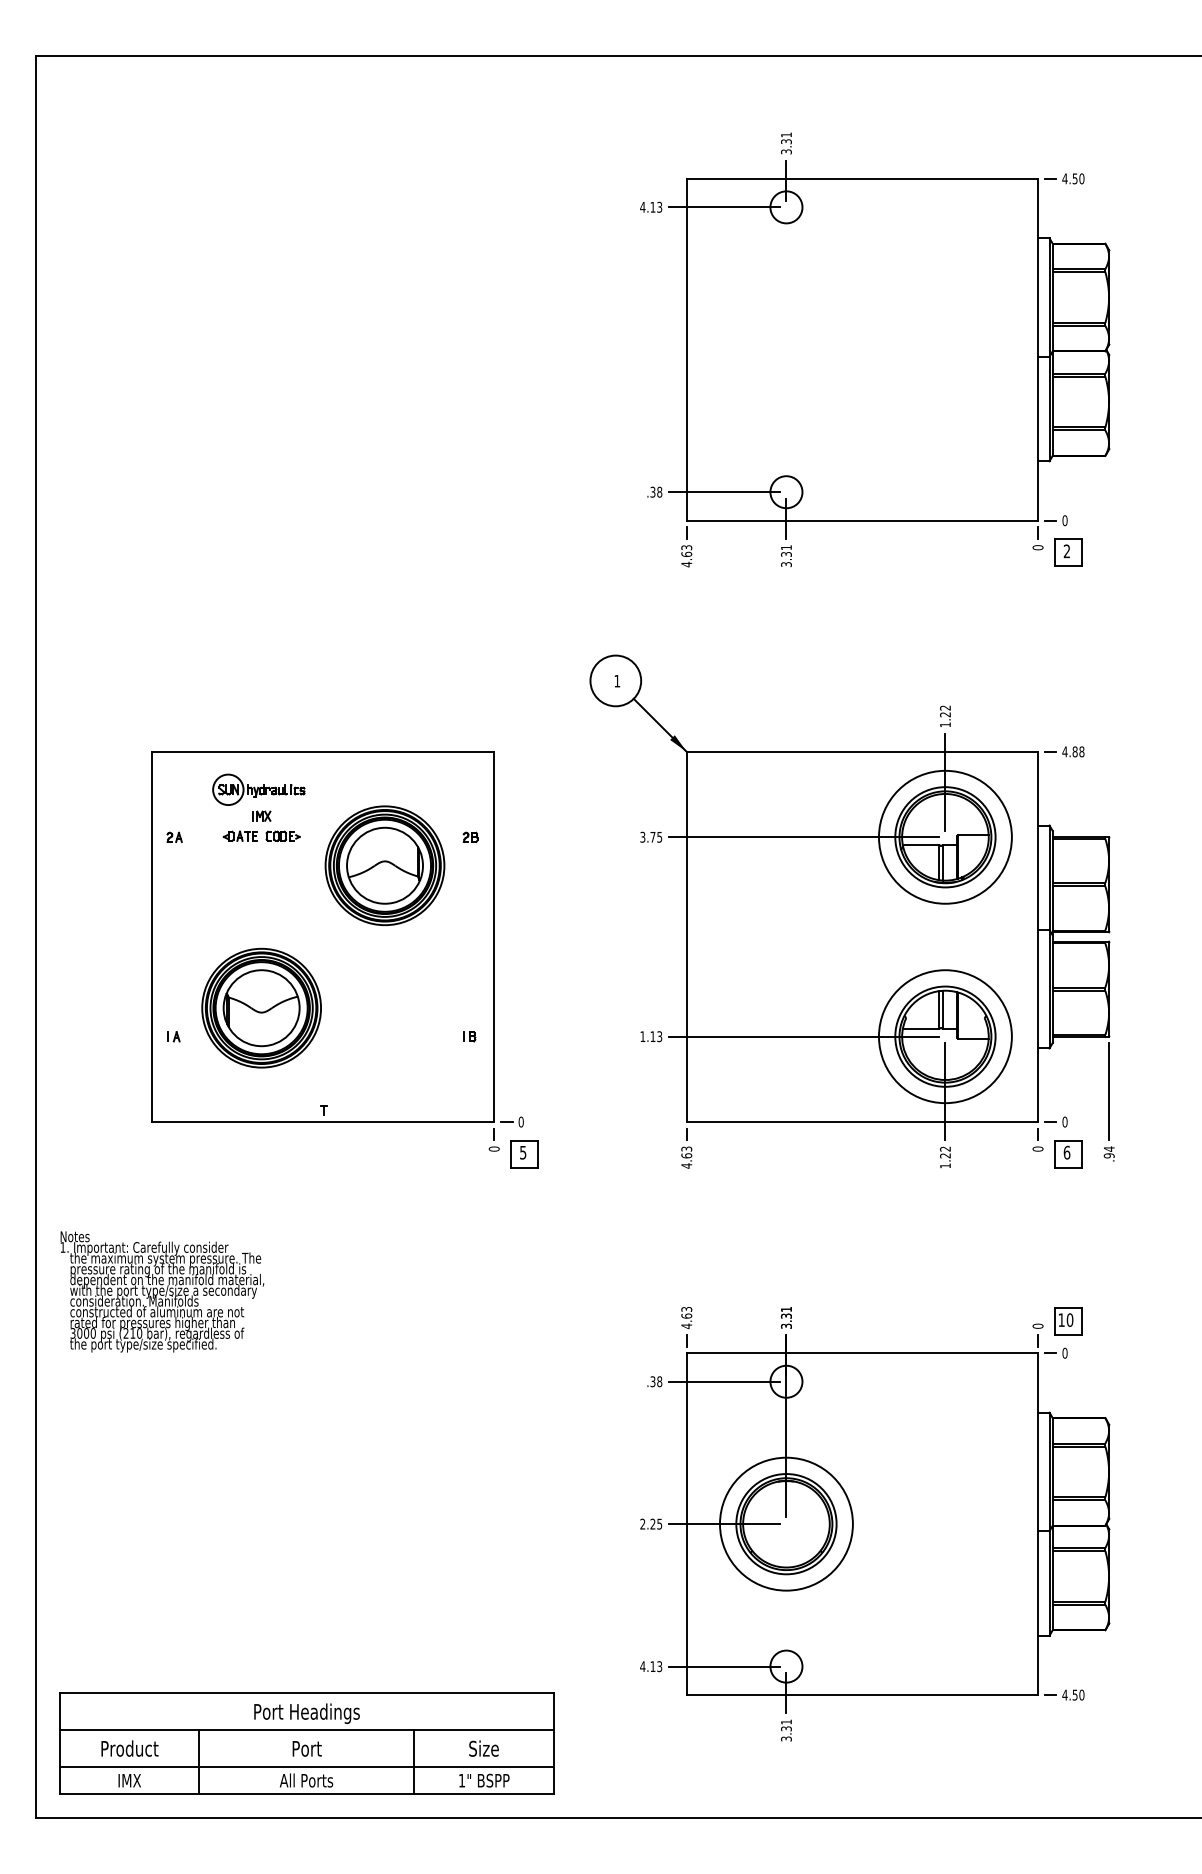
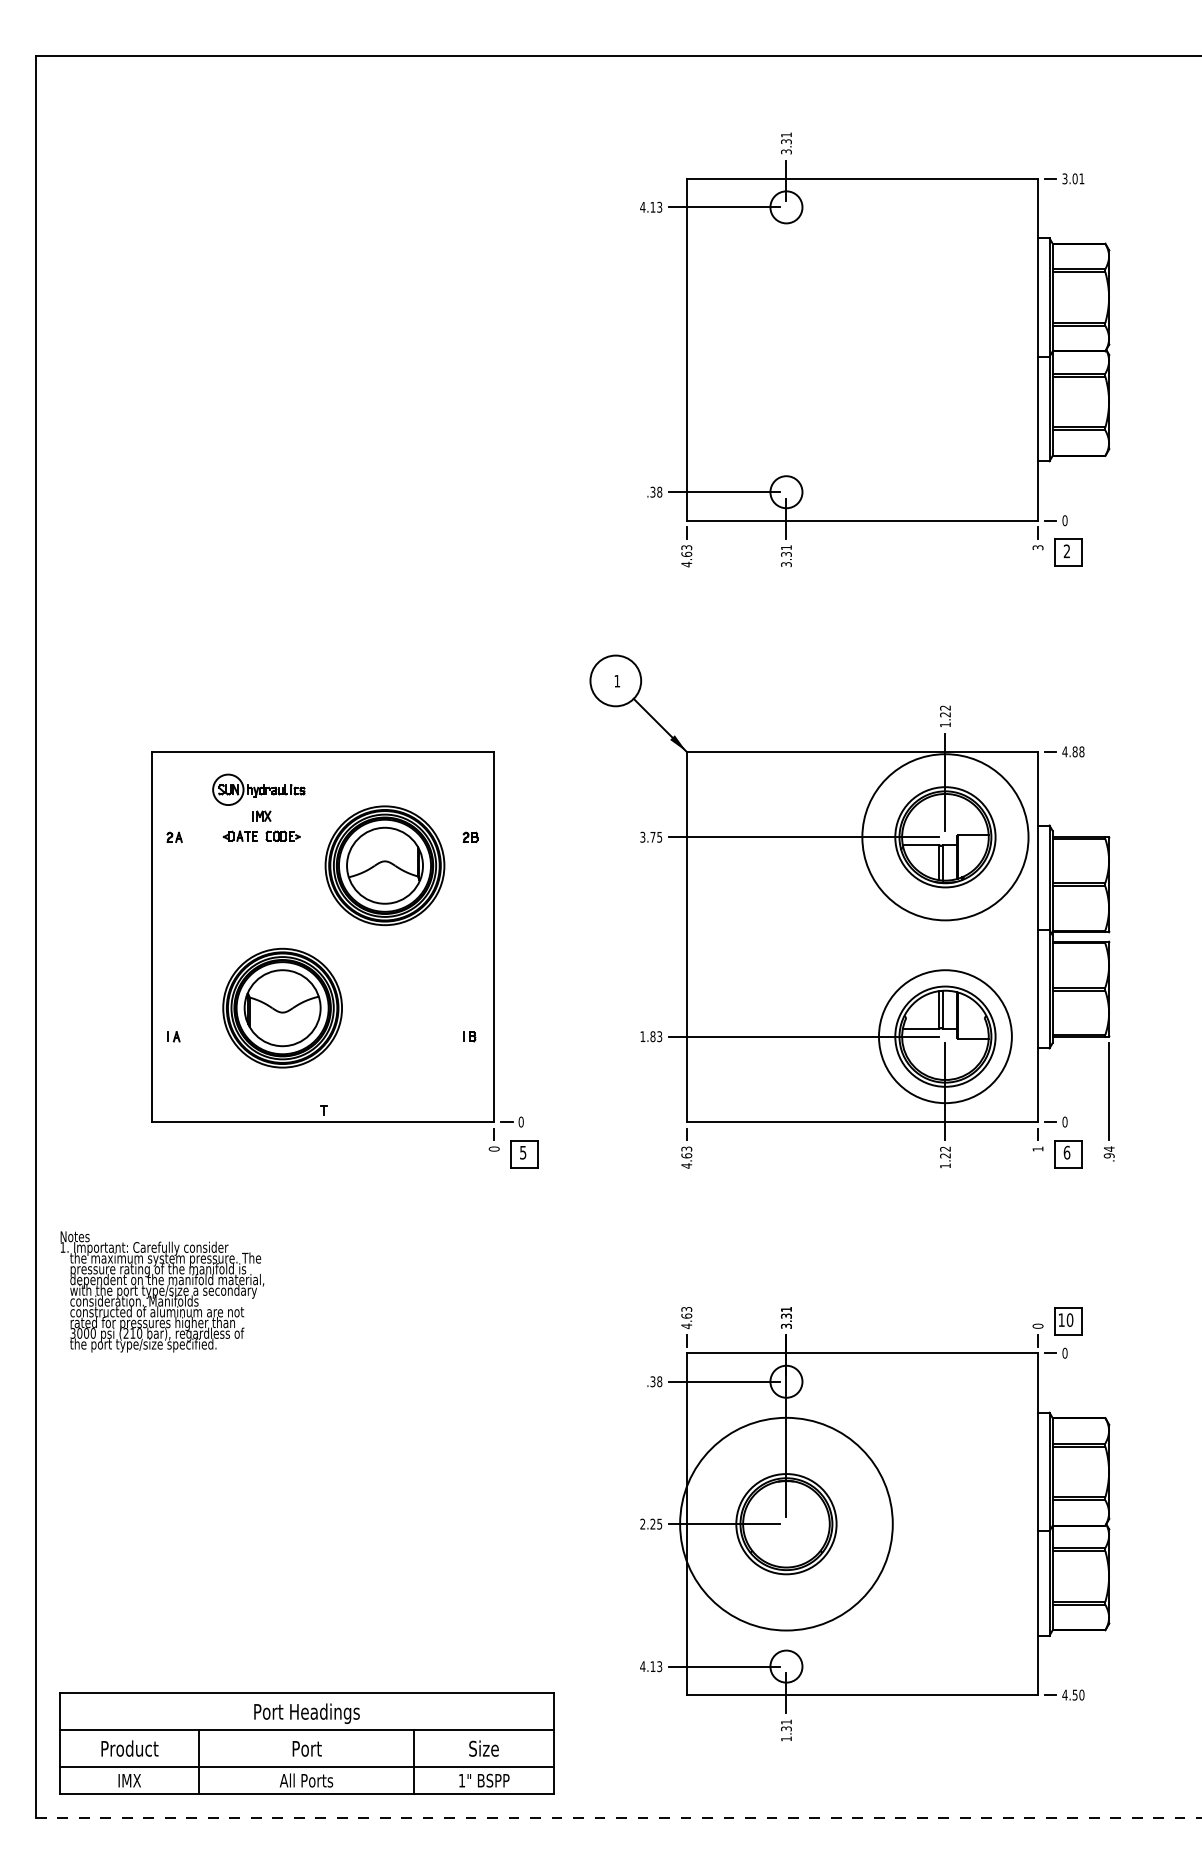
text: 4.50 -> 3.01 (1073, 178)
text: 0 -> 3 (1037, 547)
circle diameter: 133 px -> 166 px (945, 837)
part position: (261, 1007) -> (282, 1007) (282, 1007)
text: 1.13 -> 1.83 (652, 1036)
text: 0 -> 1 (1037, 1148)
circle diameter: 133 px -> 213 px (786, 1523)
text: 3.31 -> 1.31 (786, 1738)
line: solid -> dashed (618, 1817)
